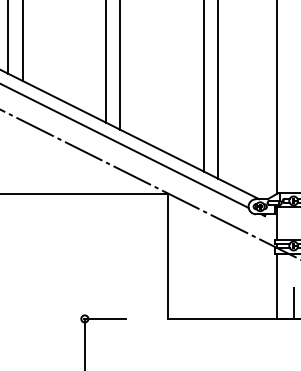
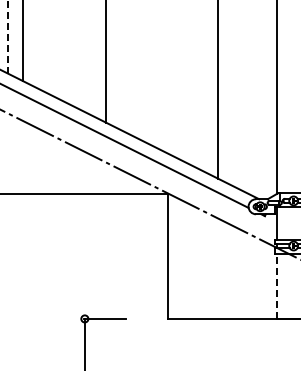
line: solid -> dashed (8, 37)
line: present -> none (120, 66)
line: present -> none (203, 86)
line: solid -> dashed (276, 286)
line: present -> none (293, 302)
